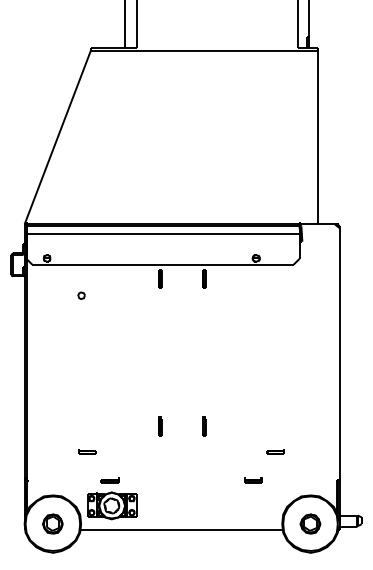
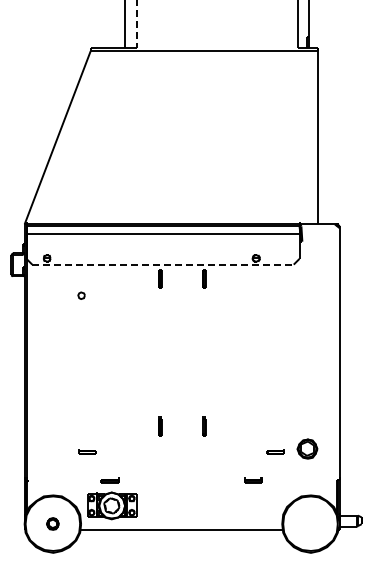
line: solid -> dashed (136, 24)
line: solid -> dashed (163, 264)
part size: 22x22 px -> 14x14 px (52, 523)
part position: (310, 523) -> (307, 448) (307, 448)
